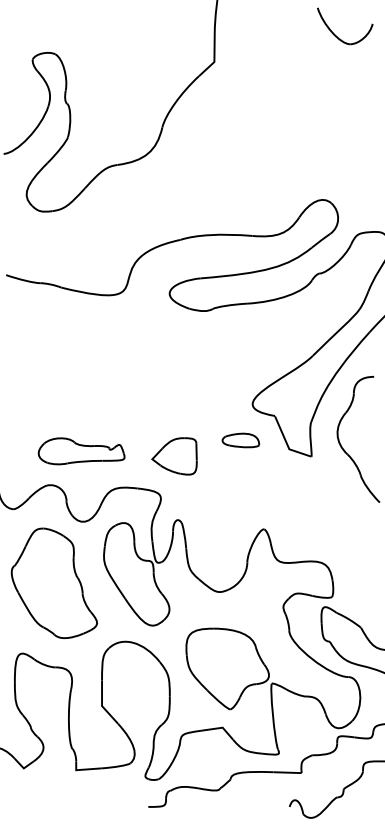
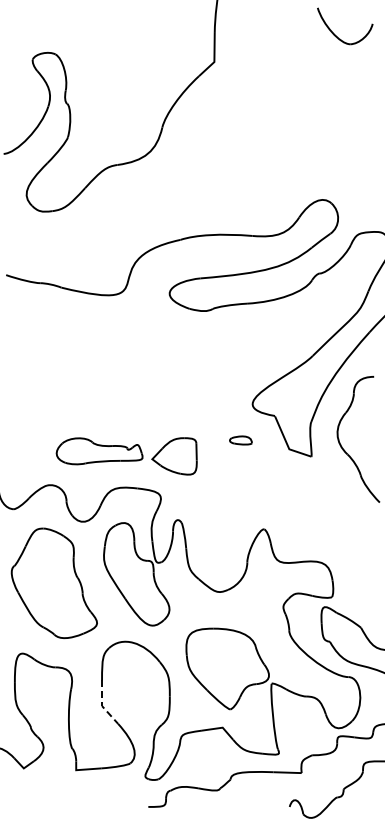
part size: 40x17 px -> 24x11 px (240, 440)
part position: (81, 451) -> (99, 451) (99, 451)
line: solid -> dashed (102, 706)
